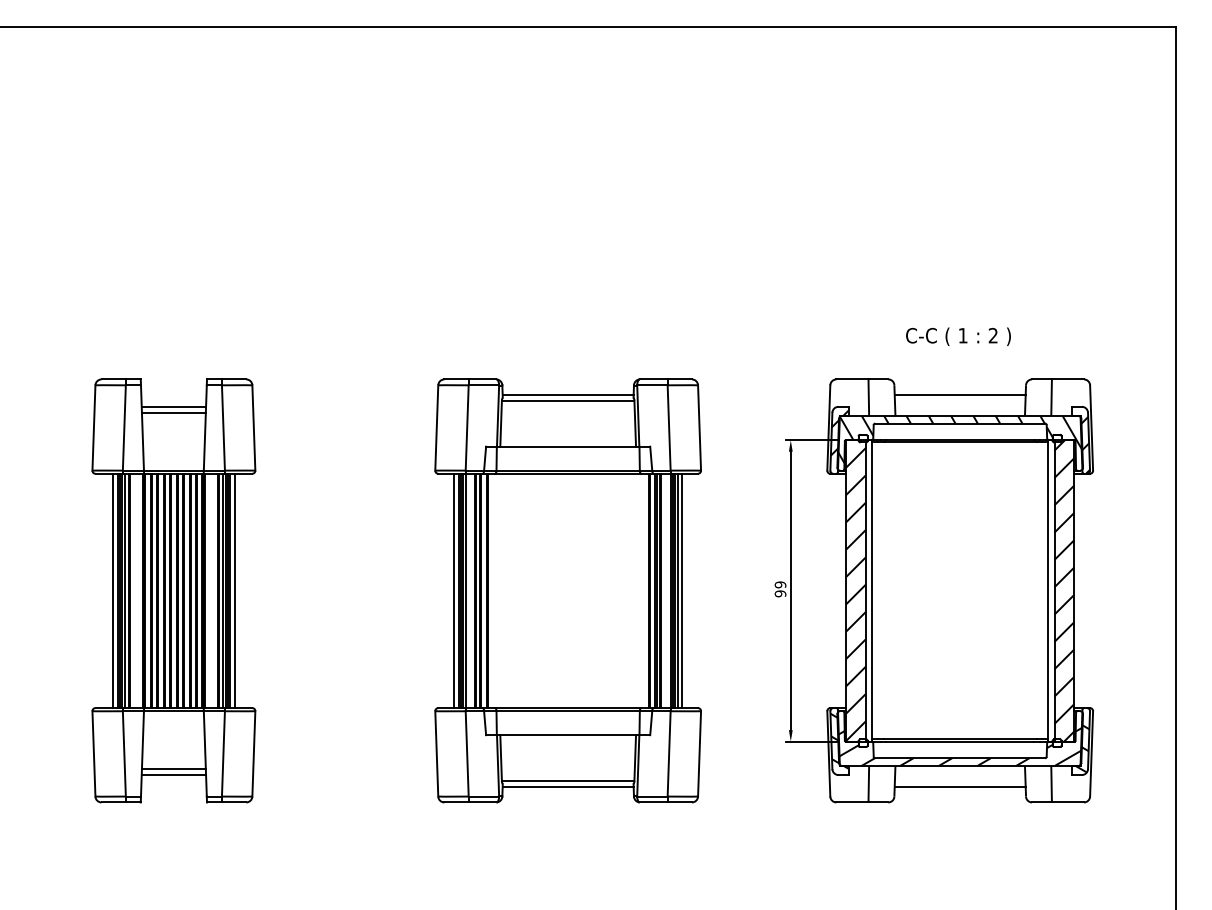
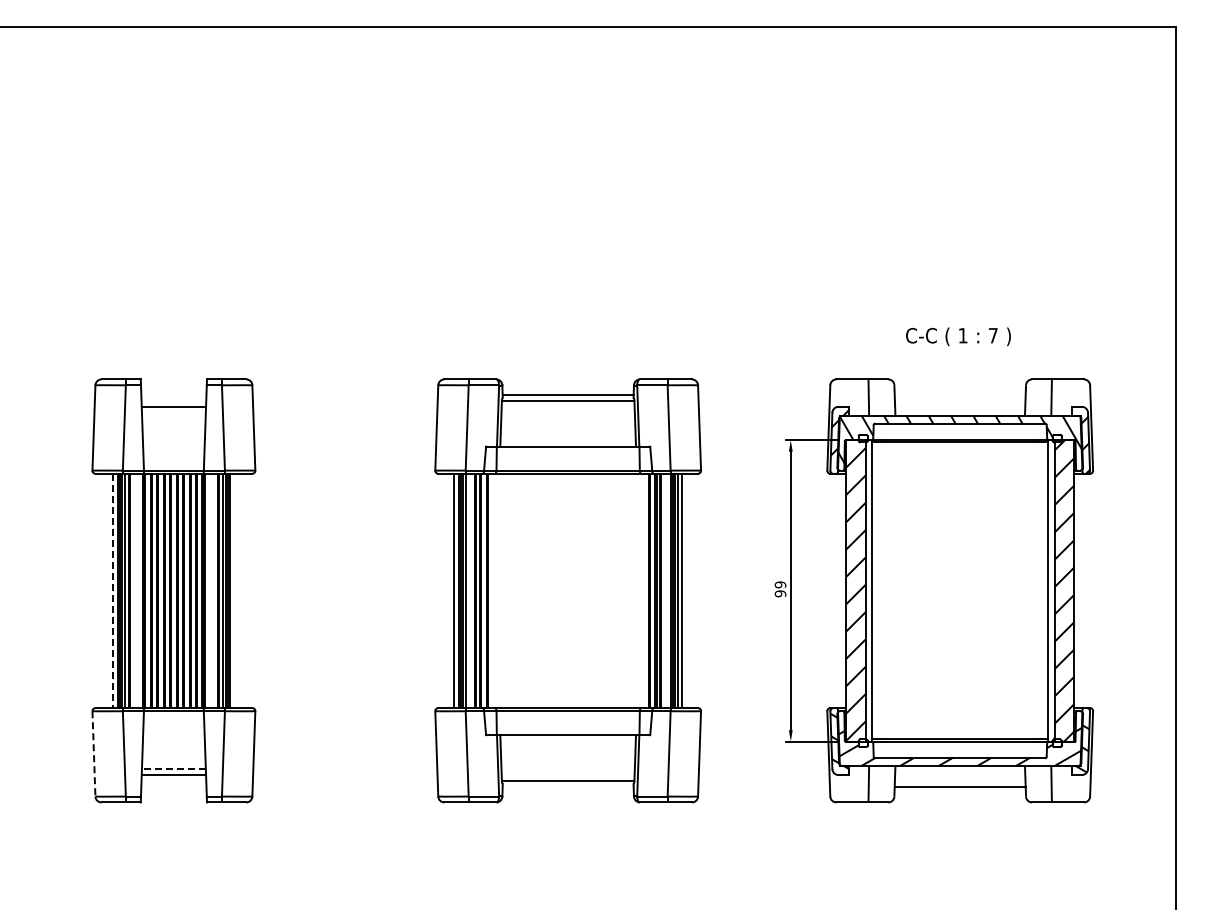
text: 2 -> 7 (992, 335)
line: present -> none (959, 394)
line: present -> none (173, 412)
line: present -> none (234, 590)
line: solid -> dashed (113, 591)
line: solid -> dashed (93, 753)
line: solid -> dashed (173, 769)
line: present -> none (567, 787)
